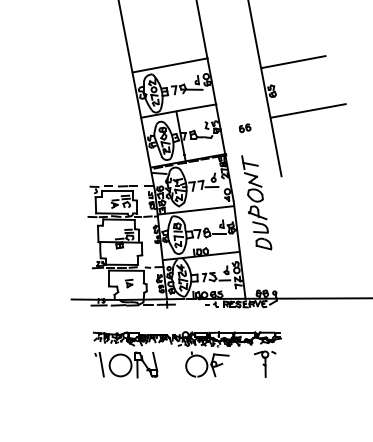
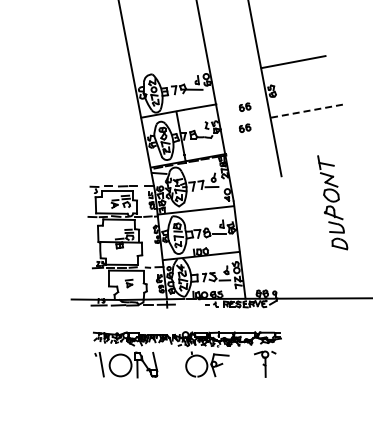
line: present -> none (169, 65)
part: none -> present (245, 106)
line: solid -> dashed (308, 110)
part position: (256, 202) -> (332, 202) (332, 202)
